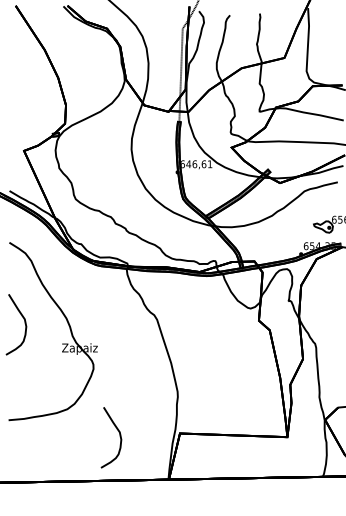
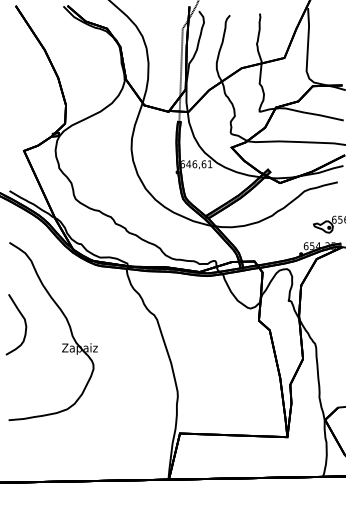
curve: present -> none (119, 436)
